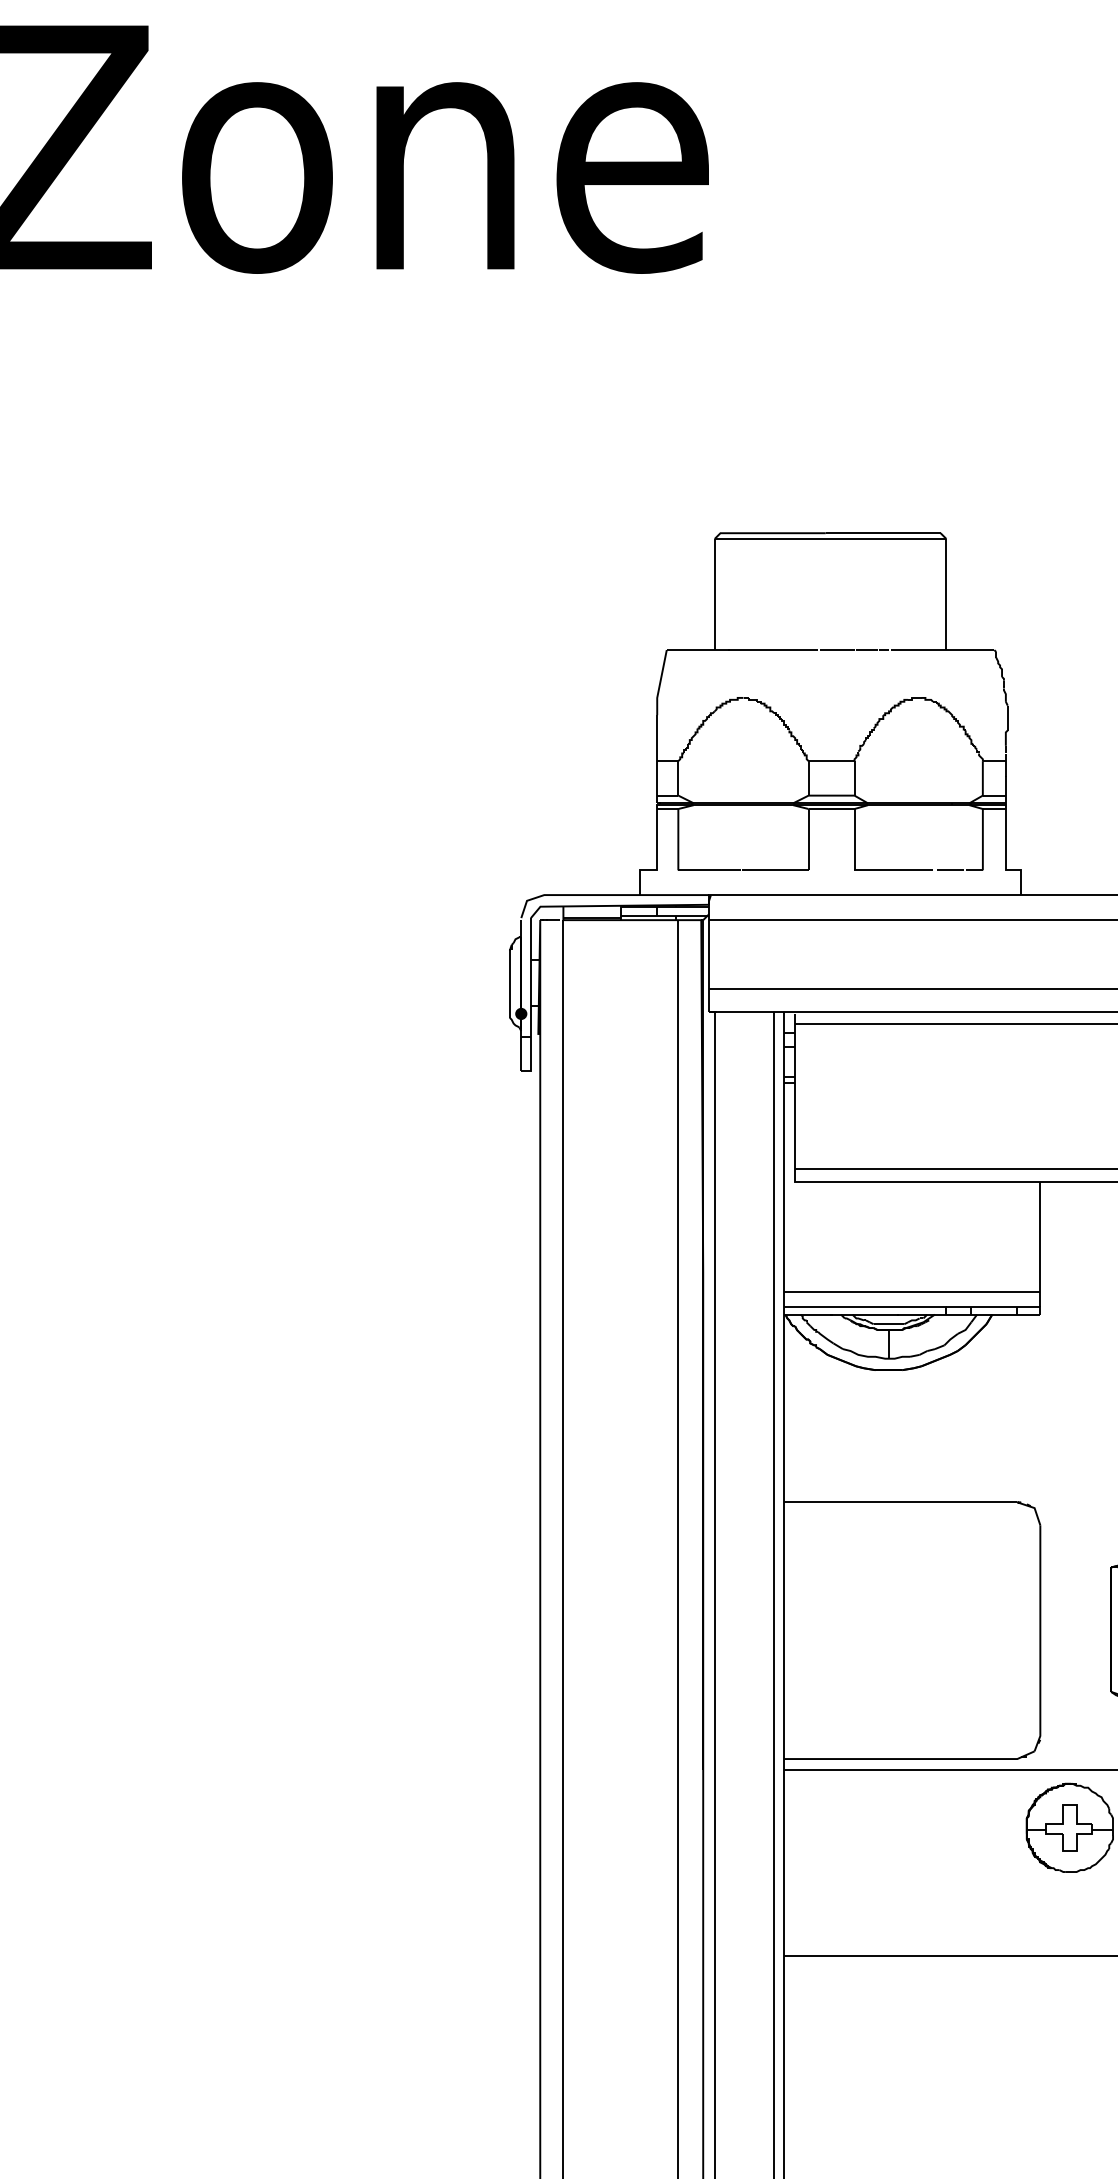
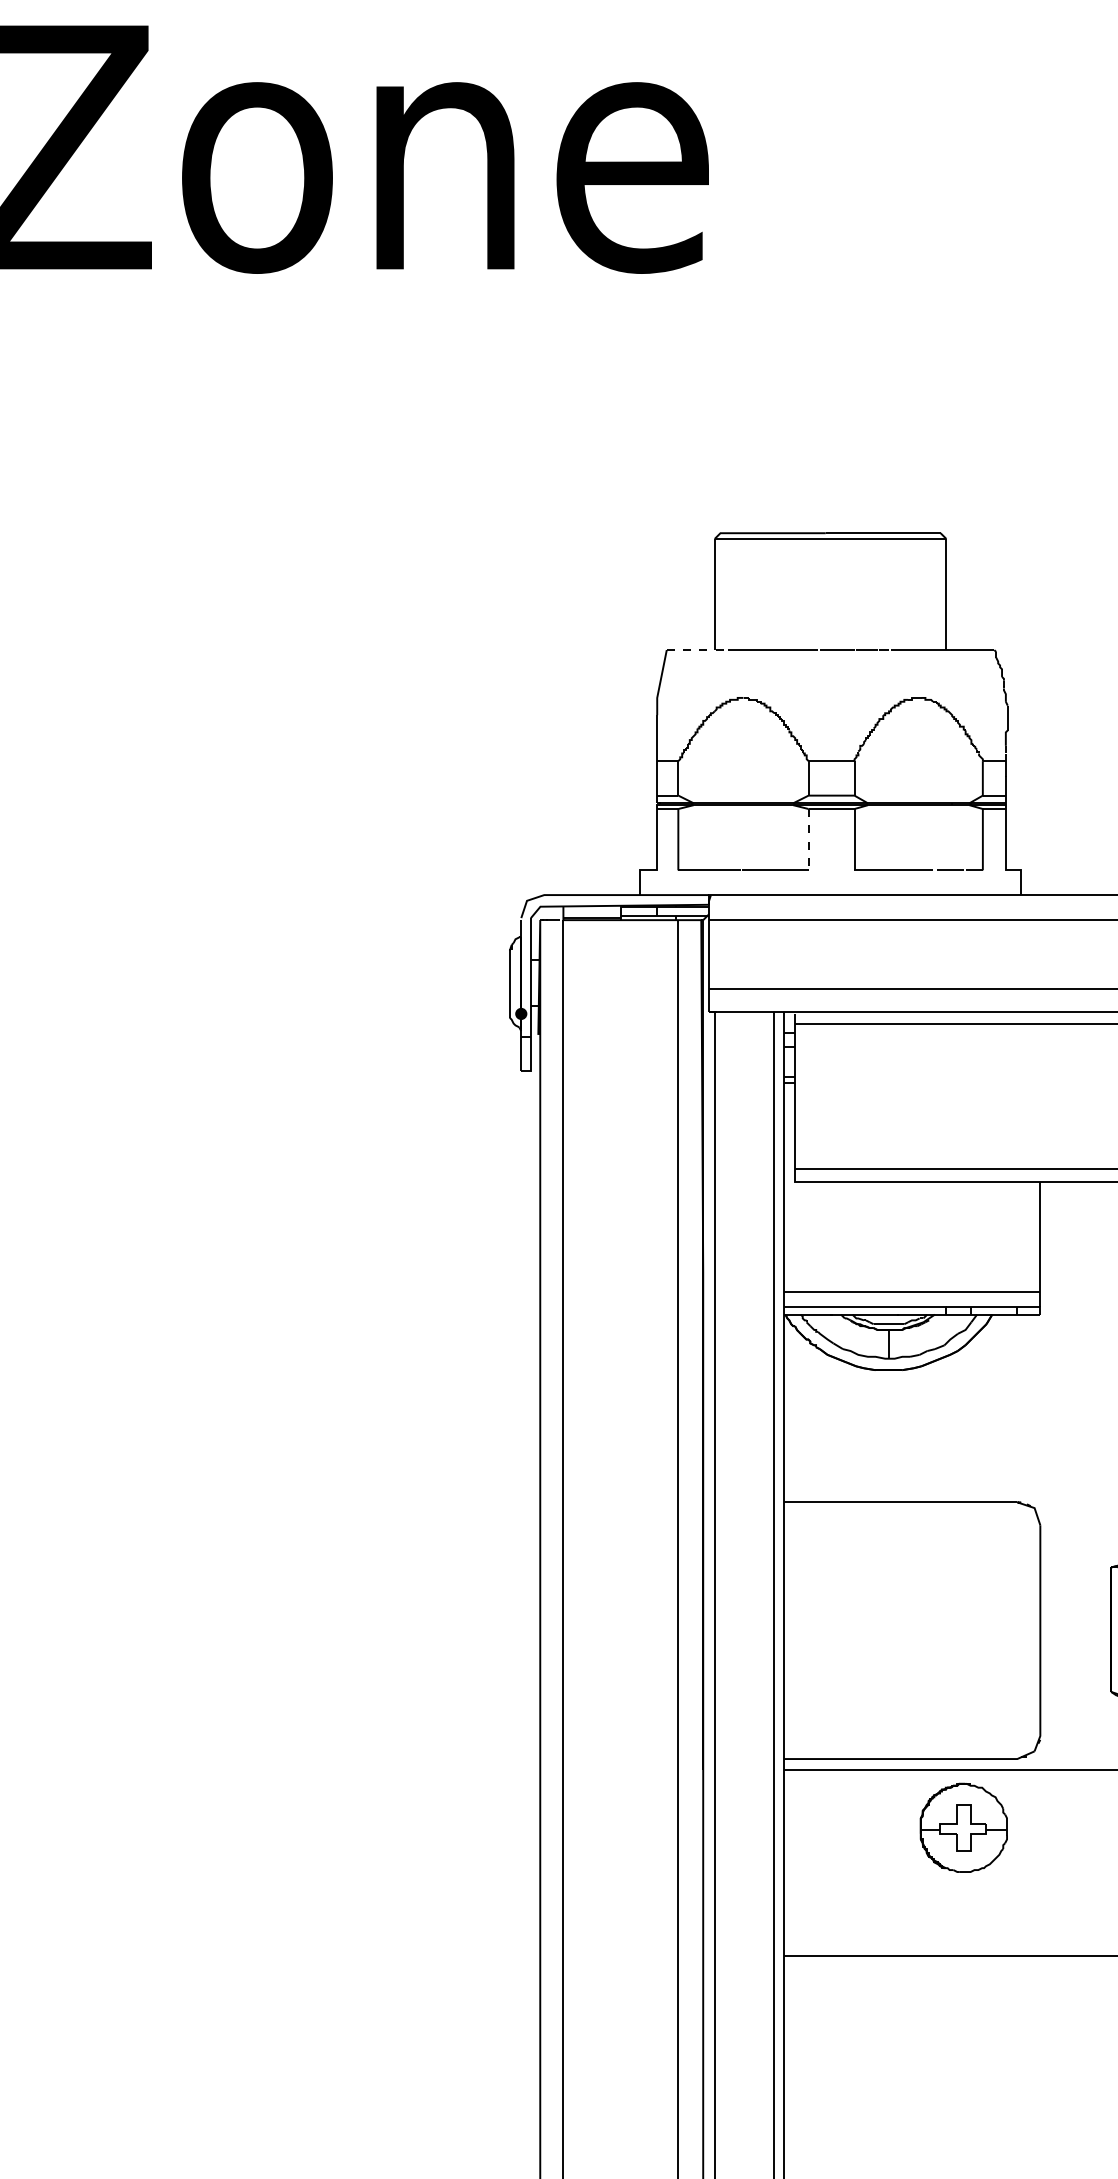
line: solid -> dashed (698, 650)
line: solid -> dashed (808, 839)
part position: (1069, 1827) -> (963, 1827) (963, 1827)
